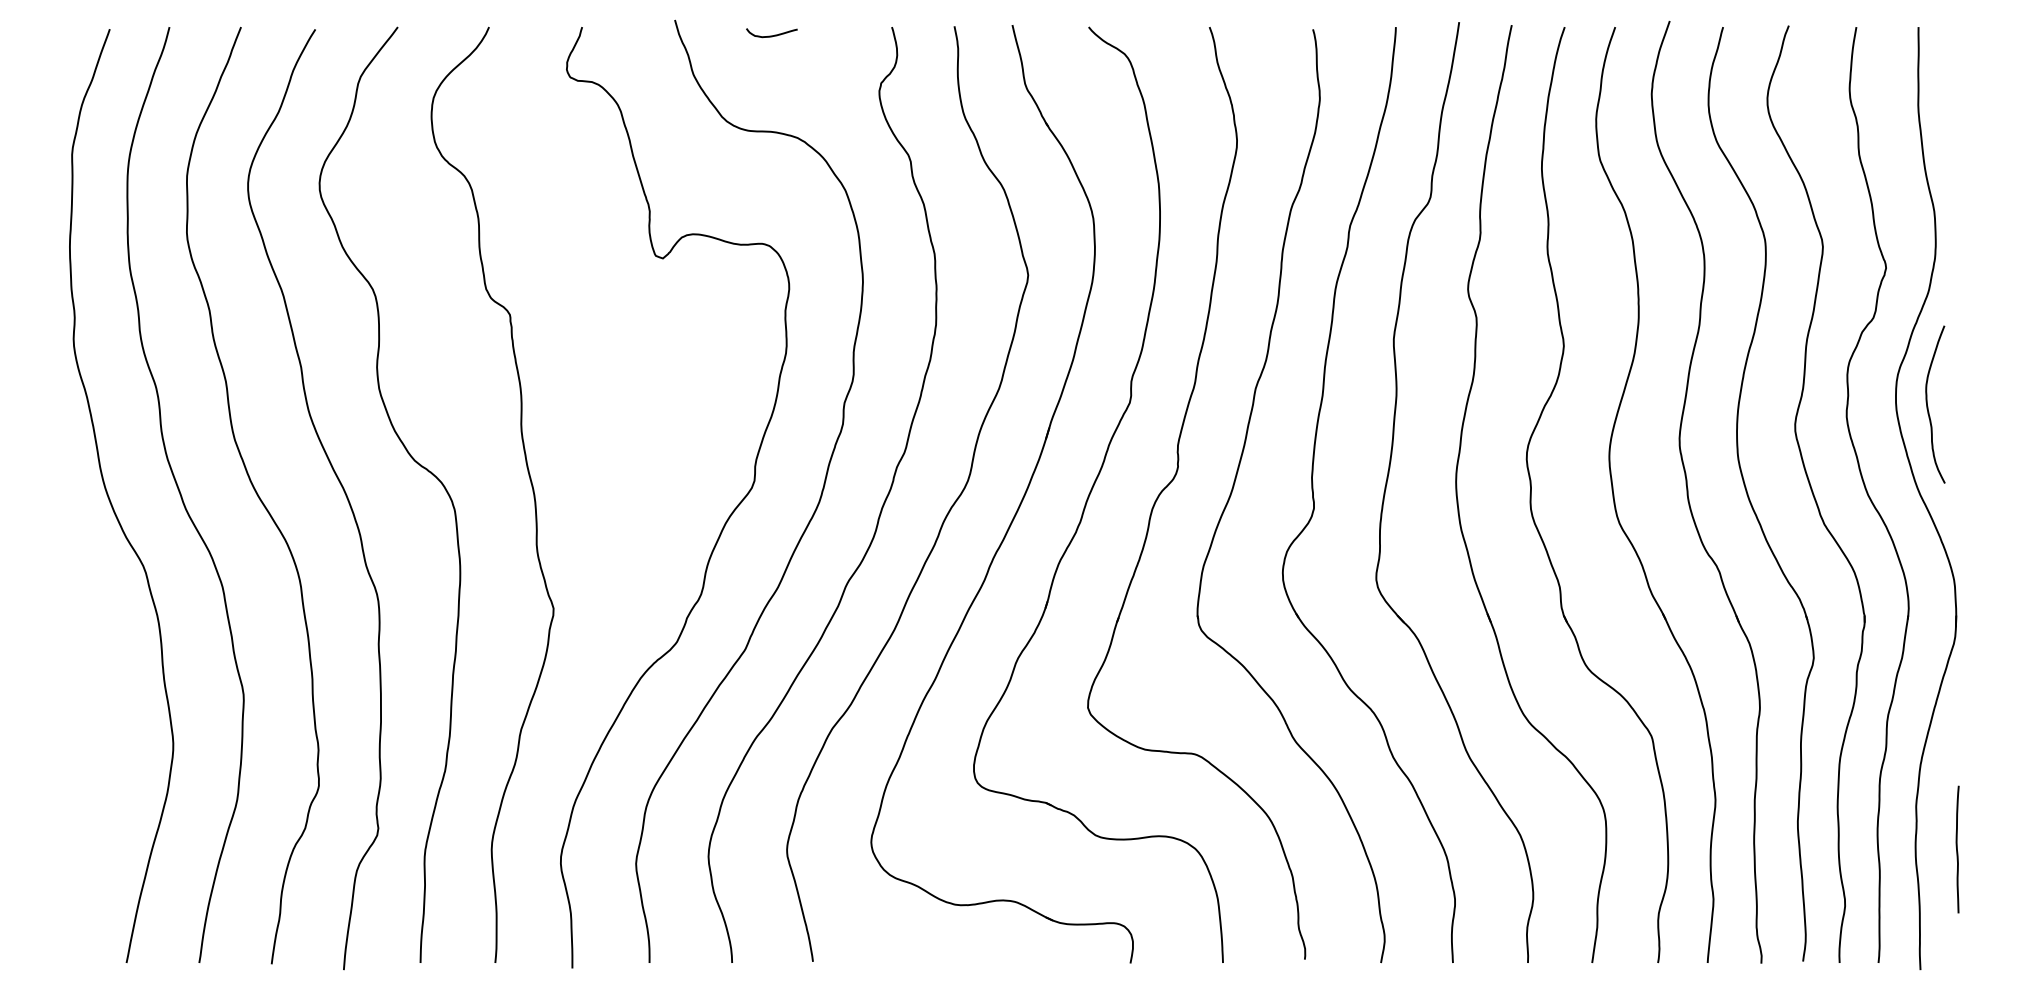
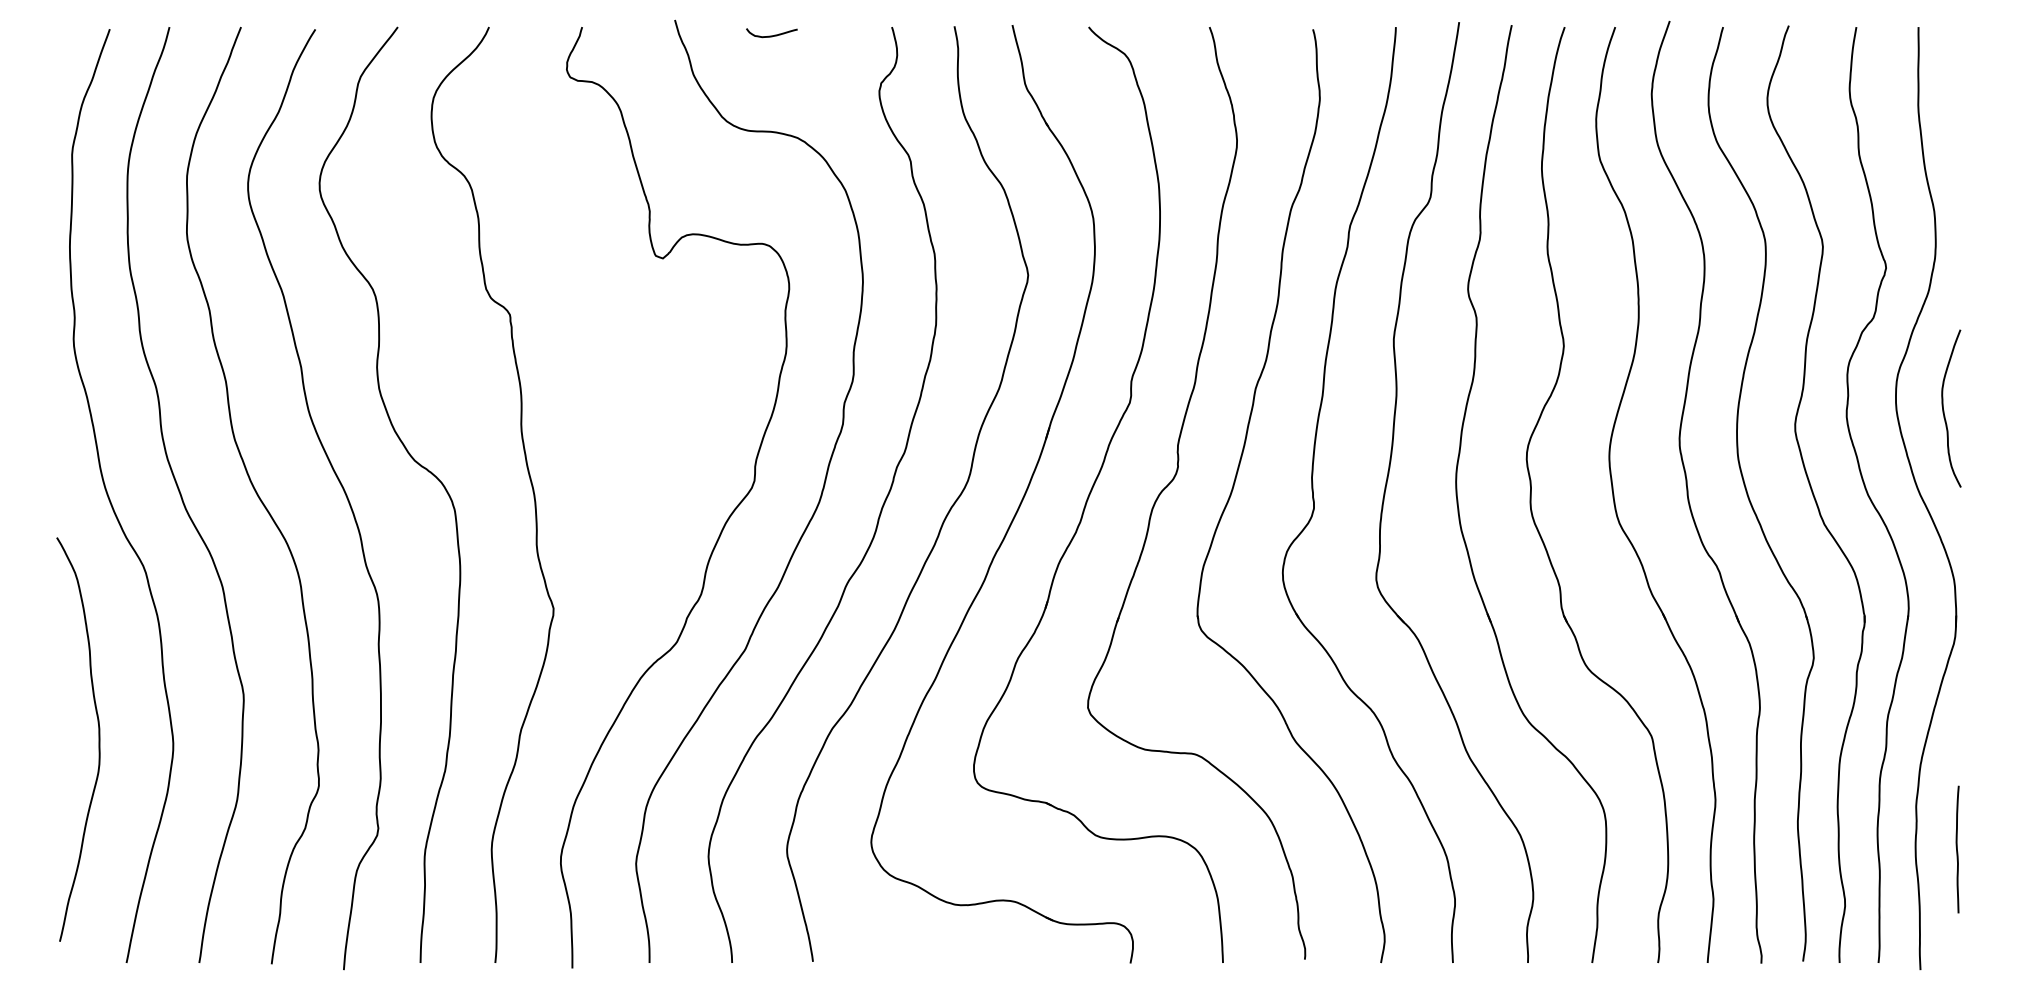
curve position: (1928, 406) -> (1944, 410) (1944, 410)
curve: none -> present (98, 739)
